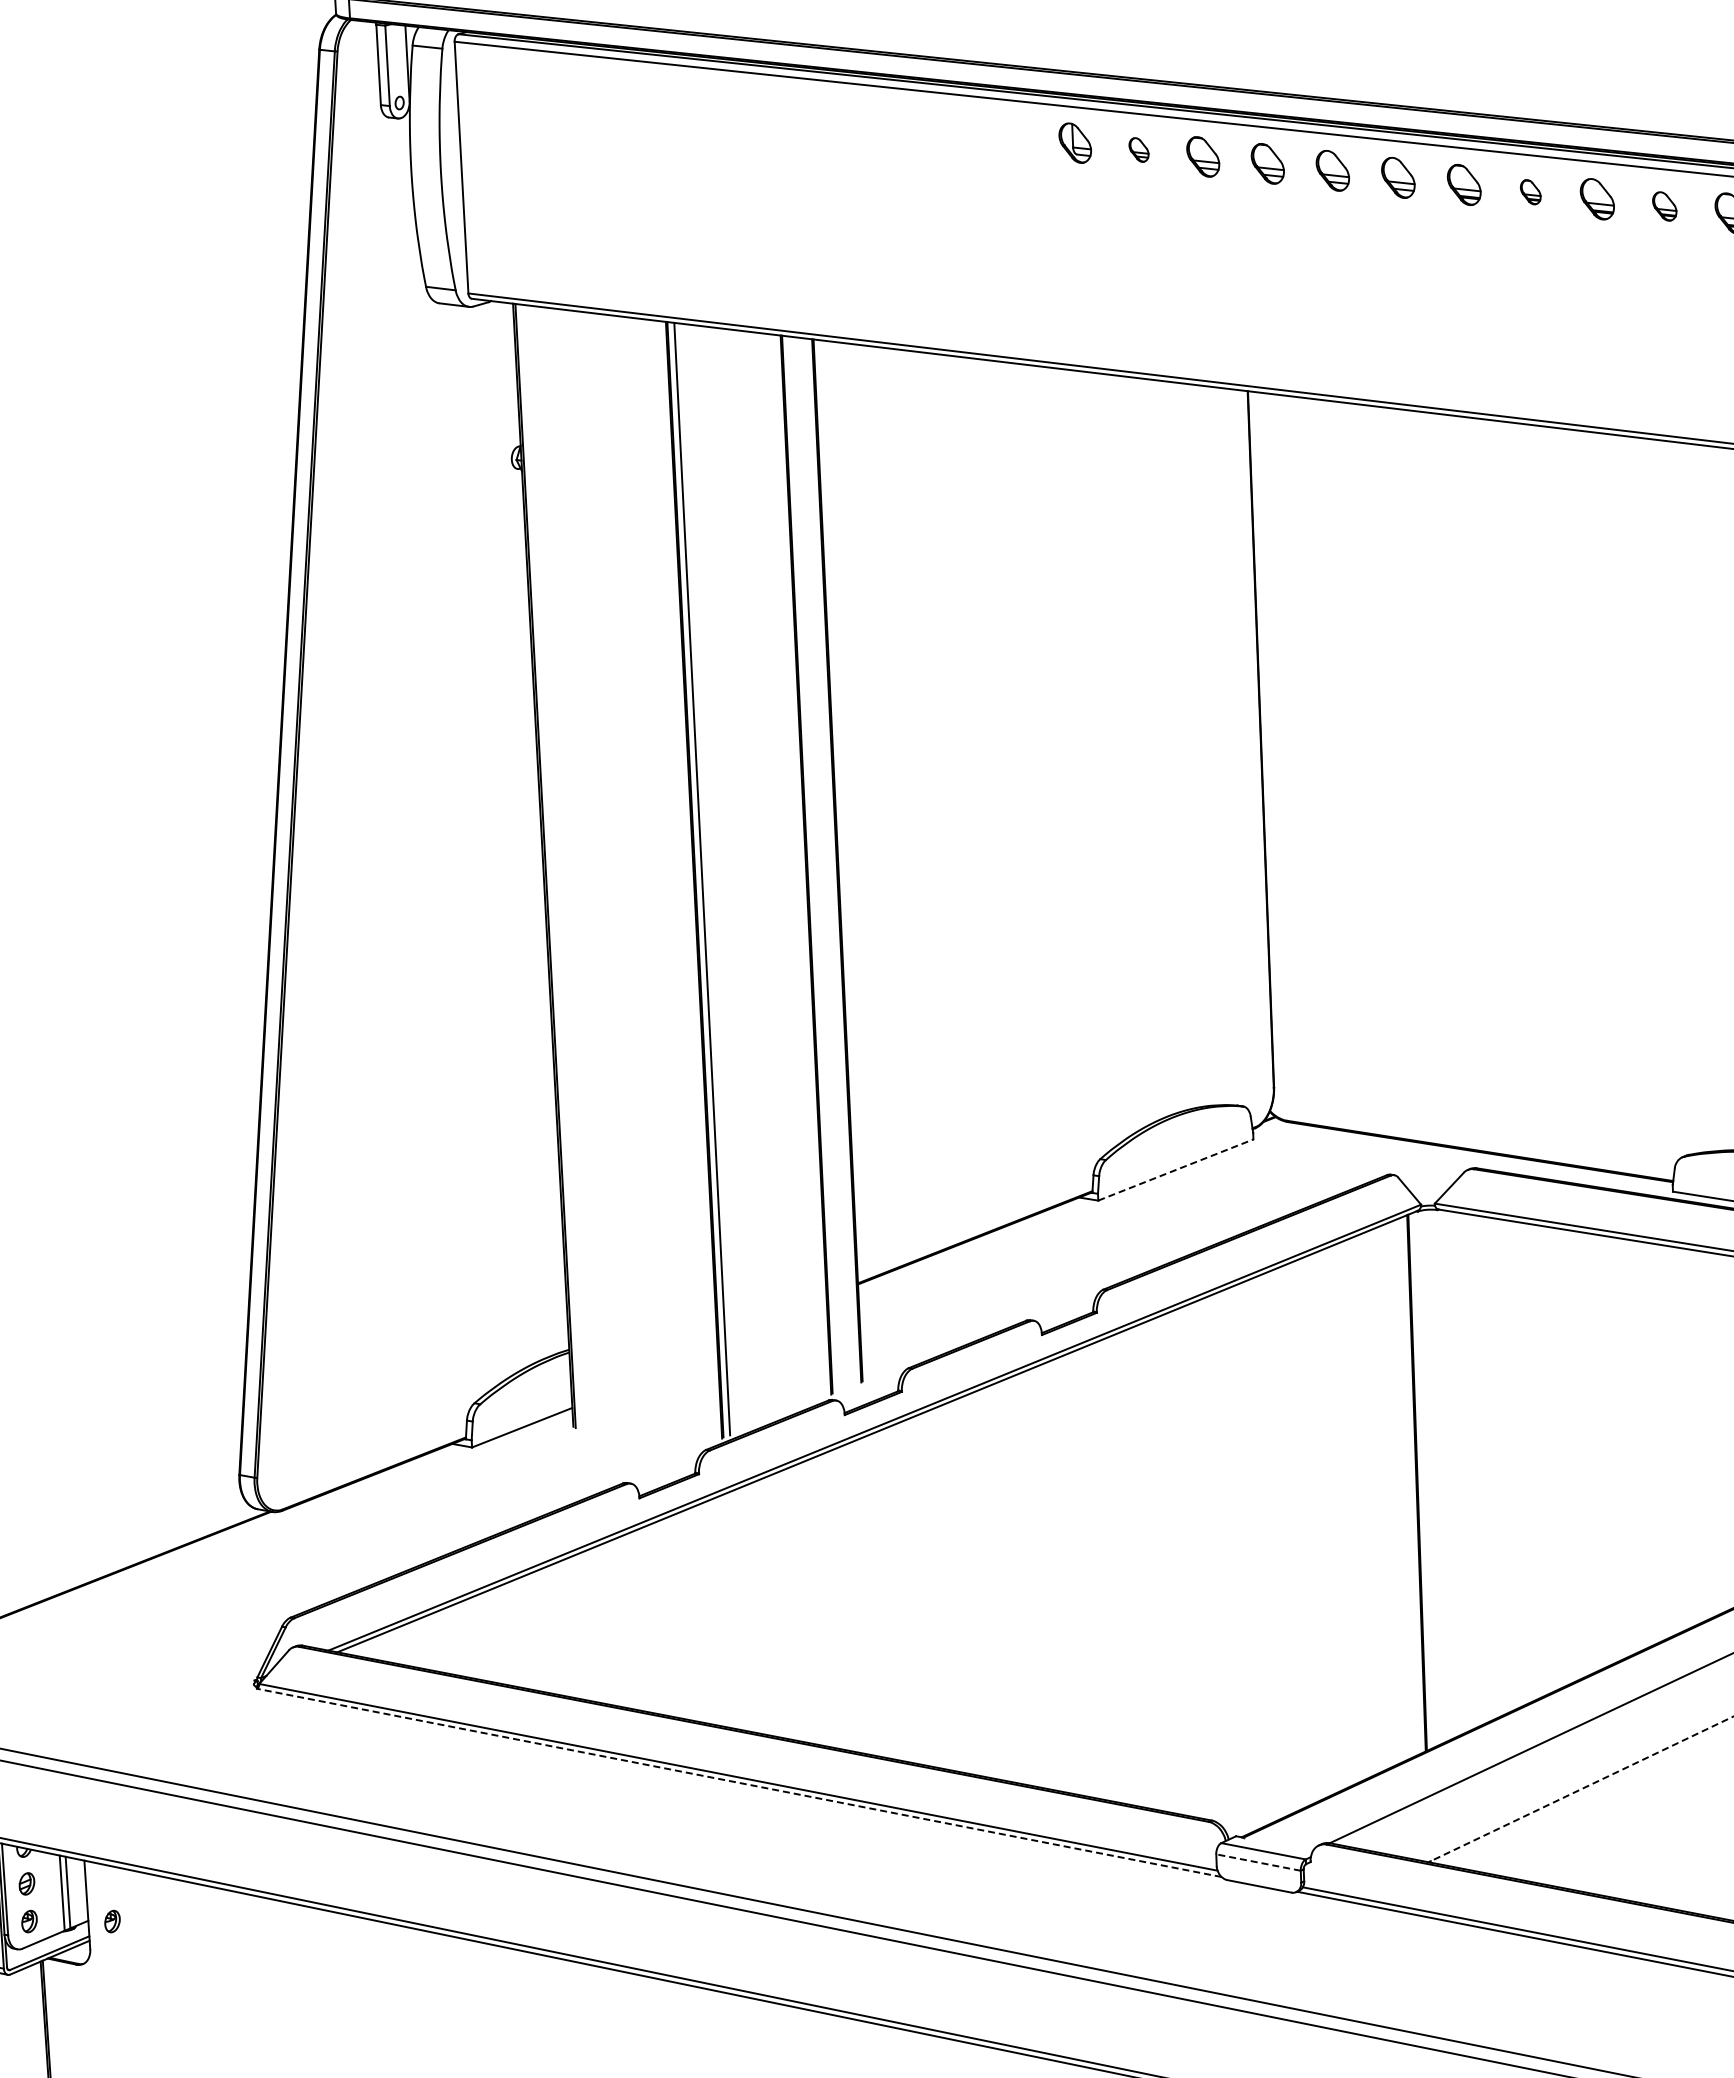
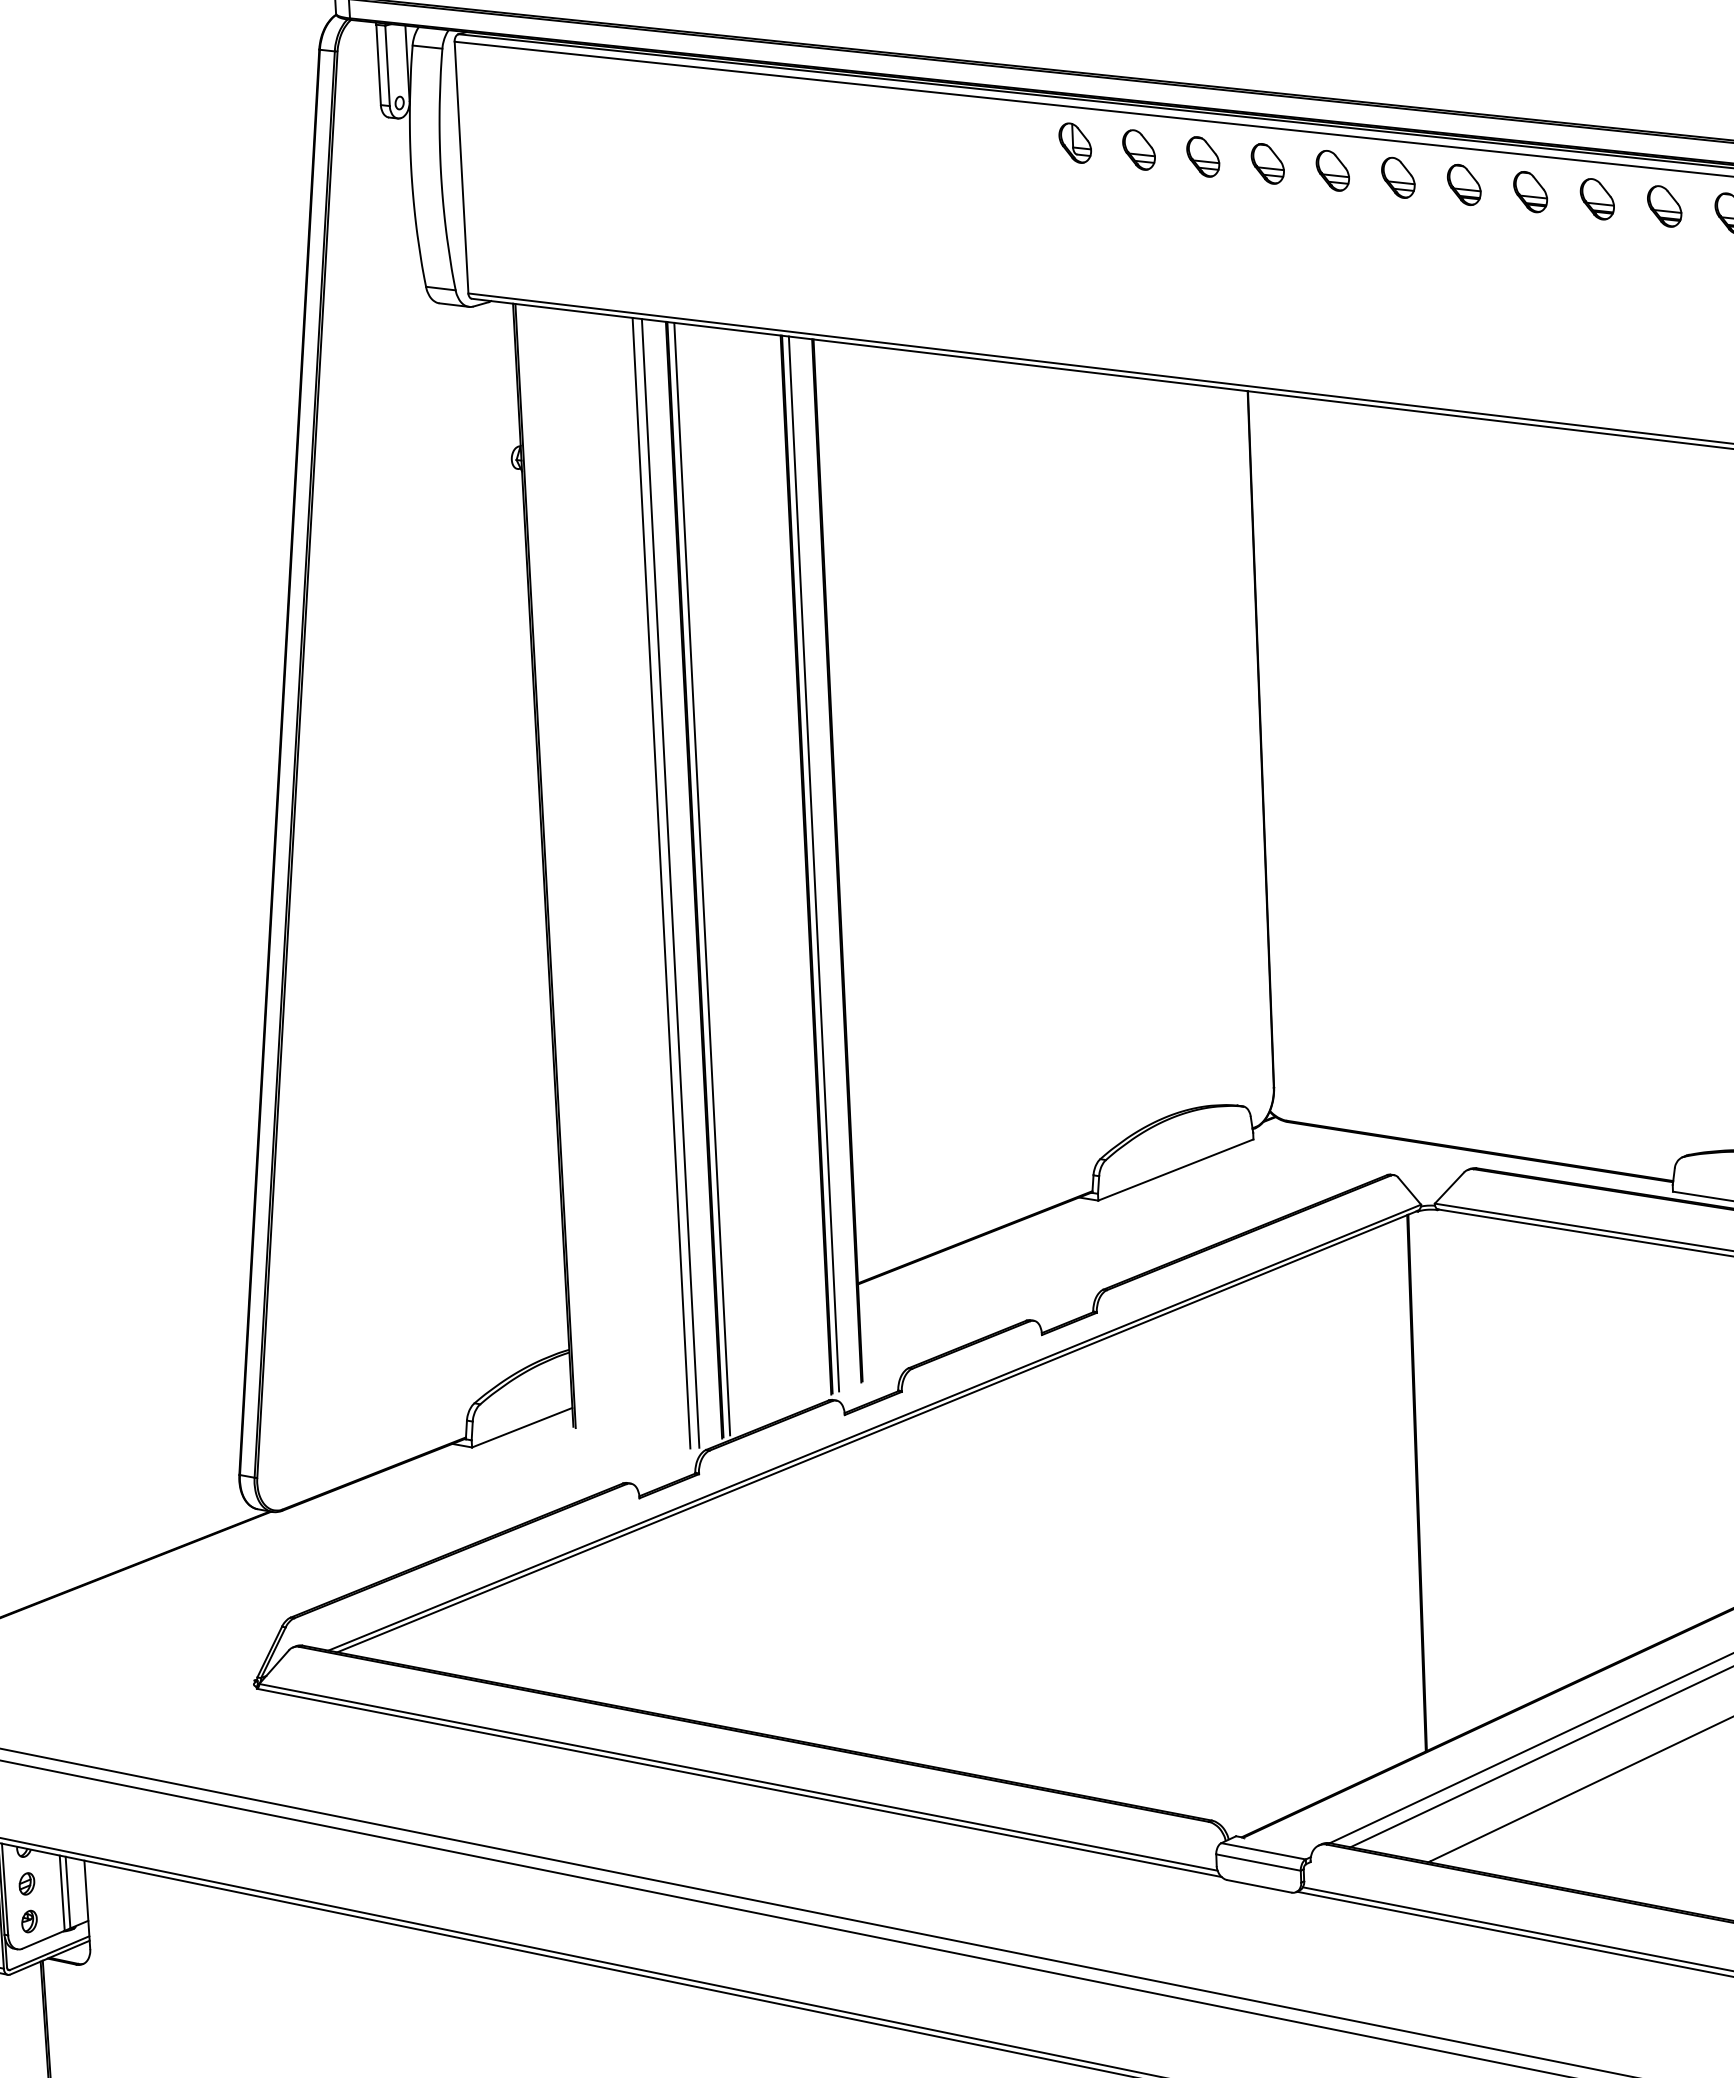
part size: 22x26 px -> 34x42 px (1138, 149)
part size: 22x27 px -> 36x43 px (1530, 192)
part size: 26x31 px -> 36x43 px (1664, 206)
line: none -> present (813, 863)
line: none -> present (661, 882)
line: none -> present (670, 883)
line: dashed -> solid (1176, 1169)
line: none -> present (1540, 1757)
line: dashed -> solid (738, 1782)
line: dashed -> solid (1581, 1789)
line: dashed -> solid (1258, 1862)
part: present -> none (112, 1921)
